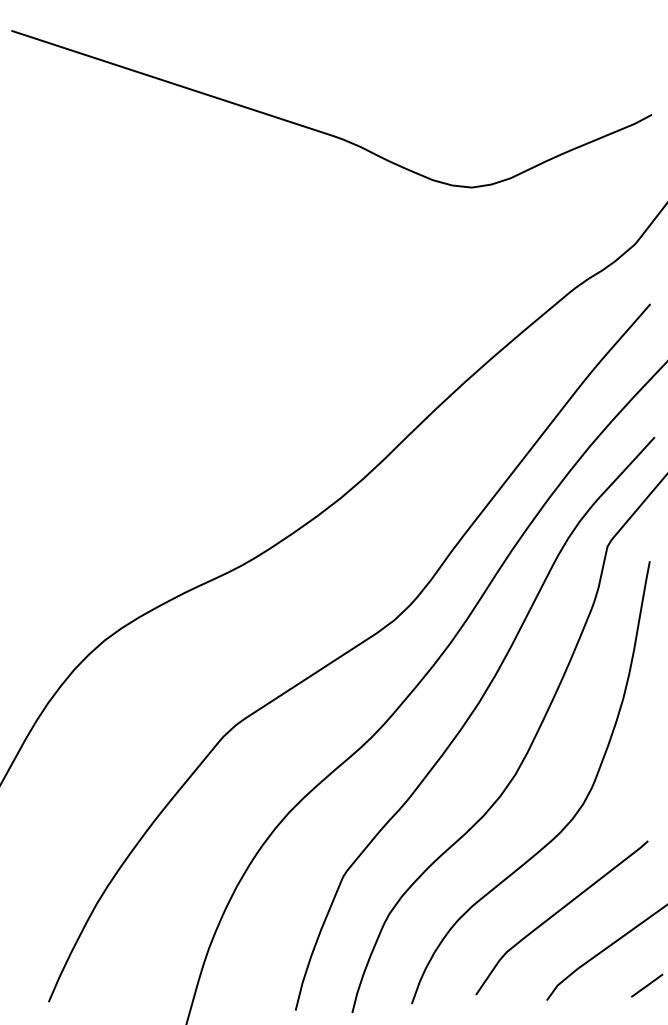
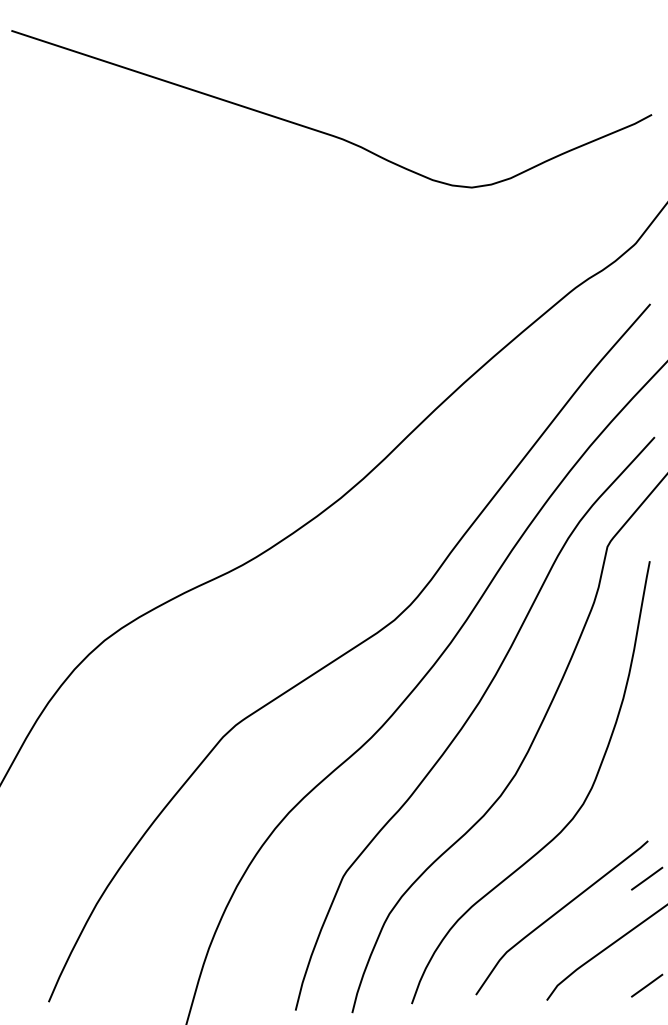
line: none -> present (647, 878)
